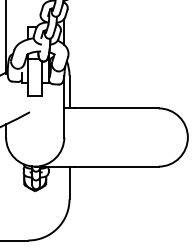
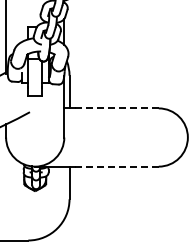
line: solid -> dashed (116, 108)
line: solid -> dashed (116, 166)
